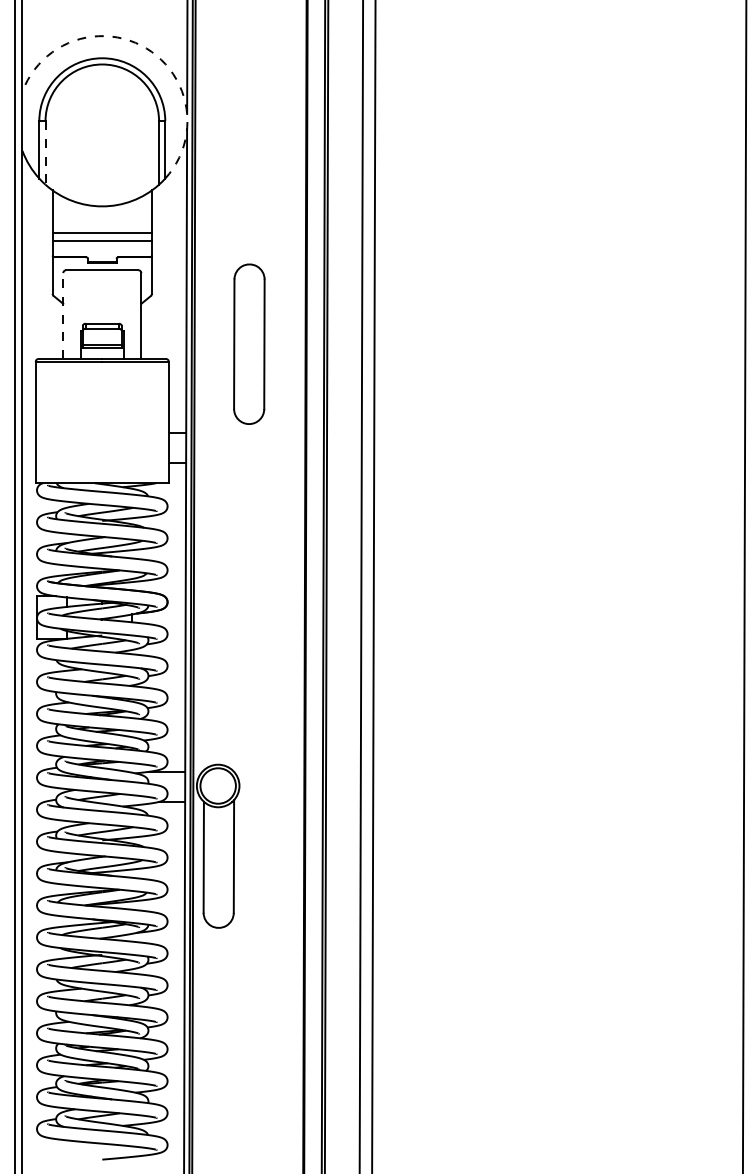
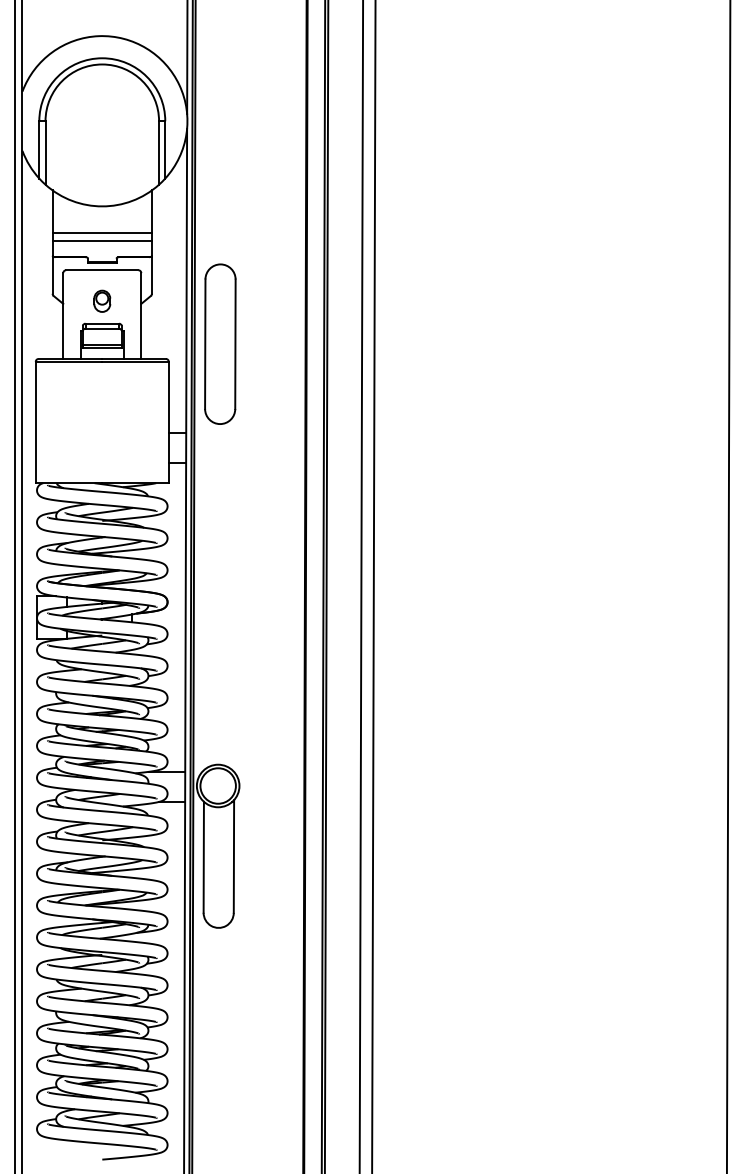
arc: dashed -> solid (146, 48)
line: dashed -> solid (45, 153)
part: none -> present (102, 300)
line: dashed -> solid (63, 316)
part position: (249, 343) -> (220, 343) (220, 343)
line position: (744, 586) -> (728, 586) (728, 586)
